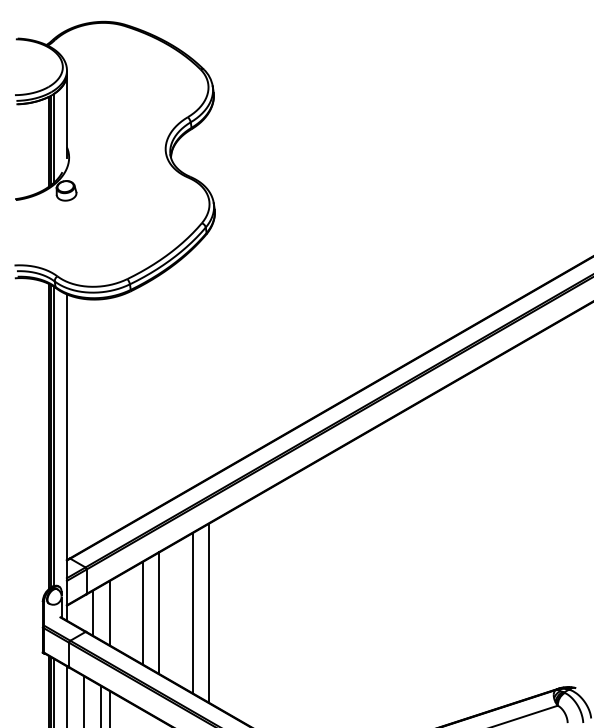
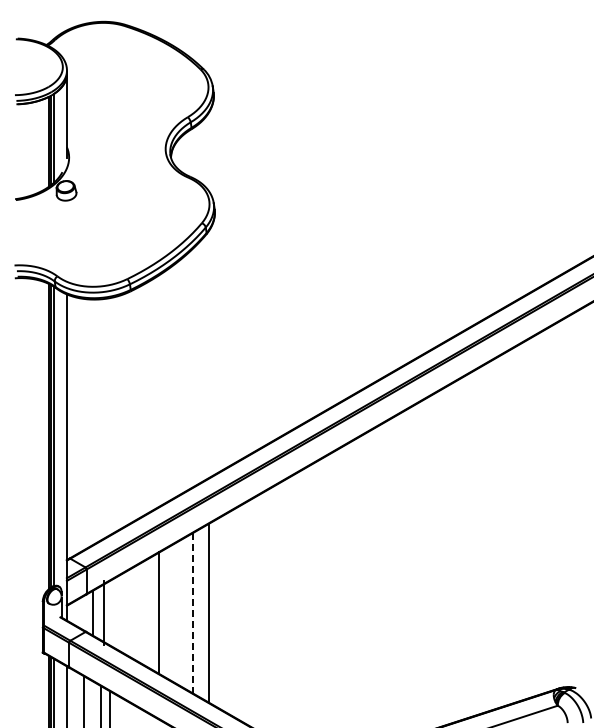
line position: (109, 613) -> (103, 613) (103, 613)
line: present -> none (142, 613)
line: solid -> dashed (192, 613)
